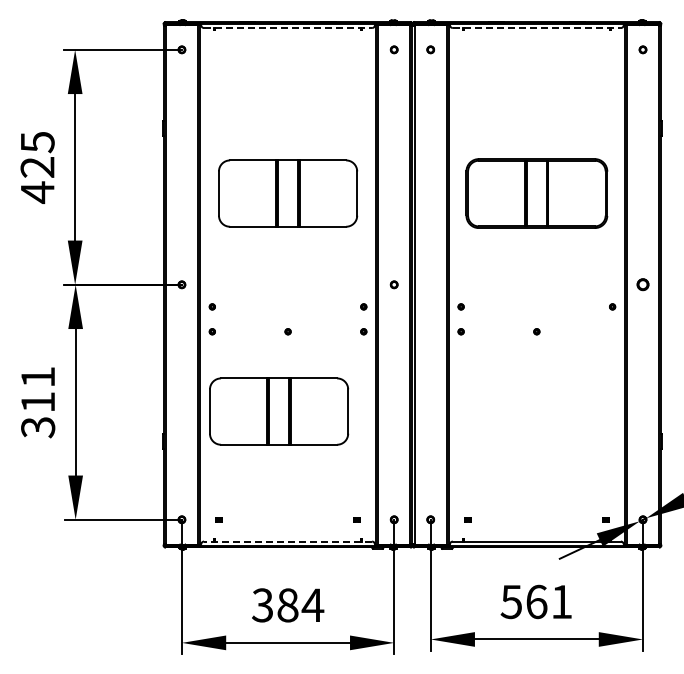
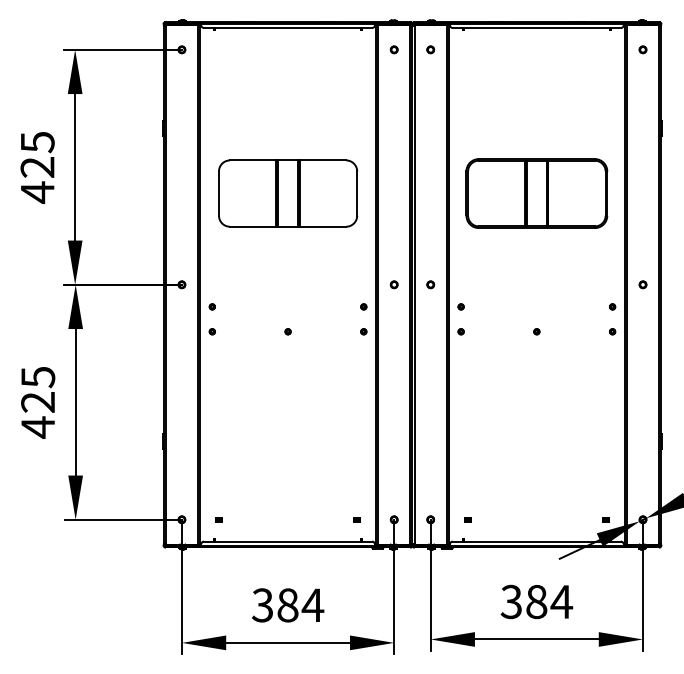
line: dashed -> solid (288, 28)
line: dashed -> solid (537, 28)
part: none -> present (430, 284)
part size: 14x14 px -> 10x10 px (642, 284)
part: none -> present (612, 331)
text: 311 -> 425 (38, 402)
part: present -> none (279, 411)
line: dashed -> solid (287, 541)
text: 561 -> 384 (537, 601)
